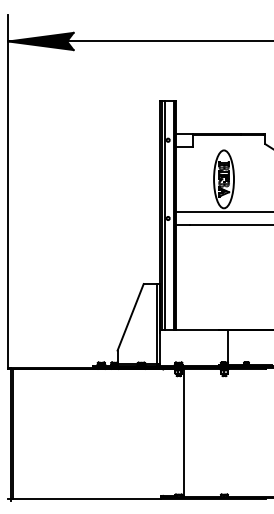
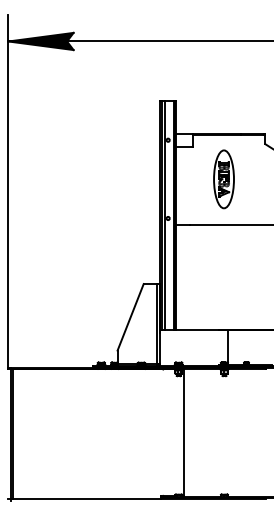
line: present -> none (223, 211)
